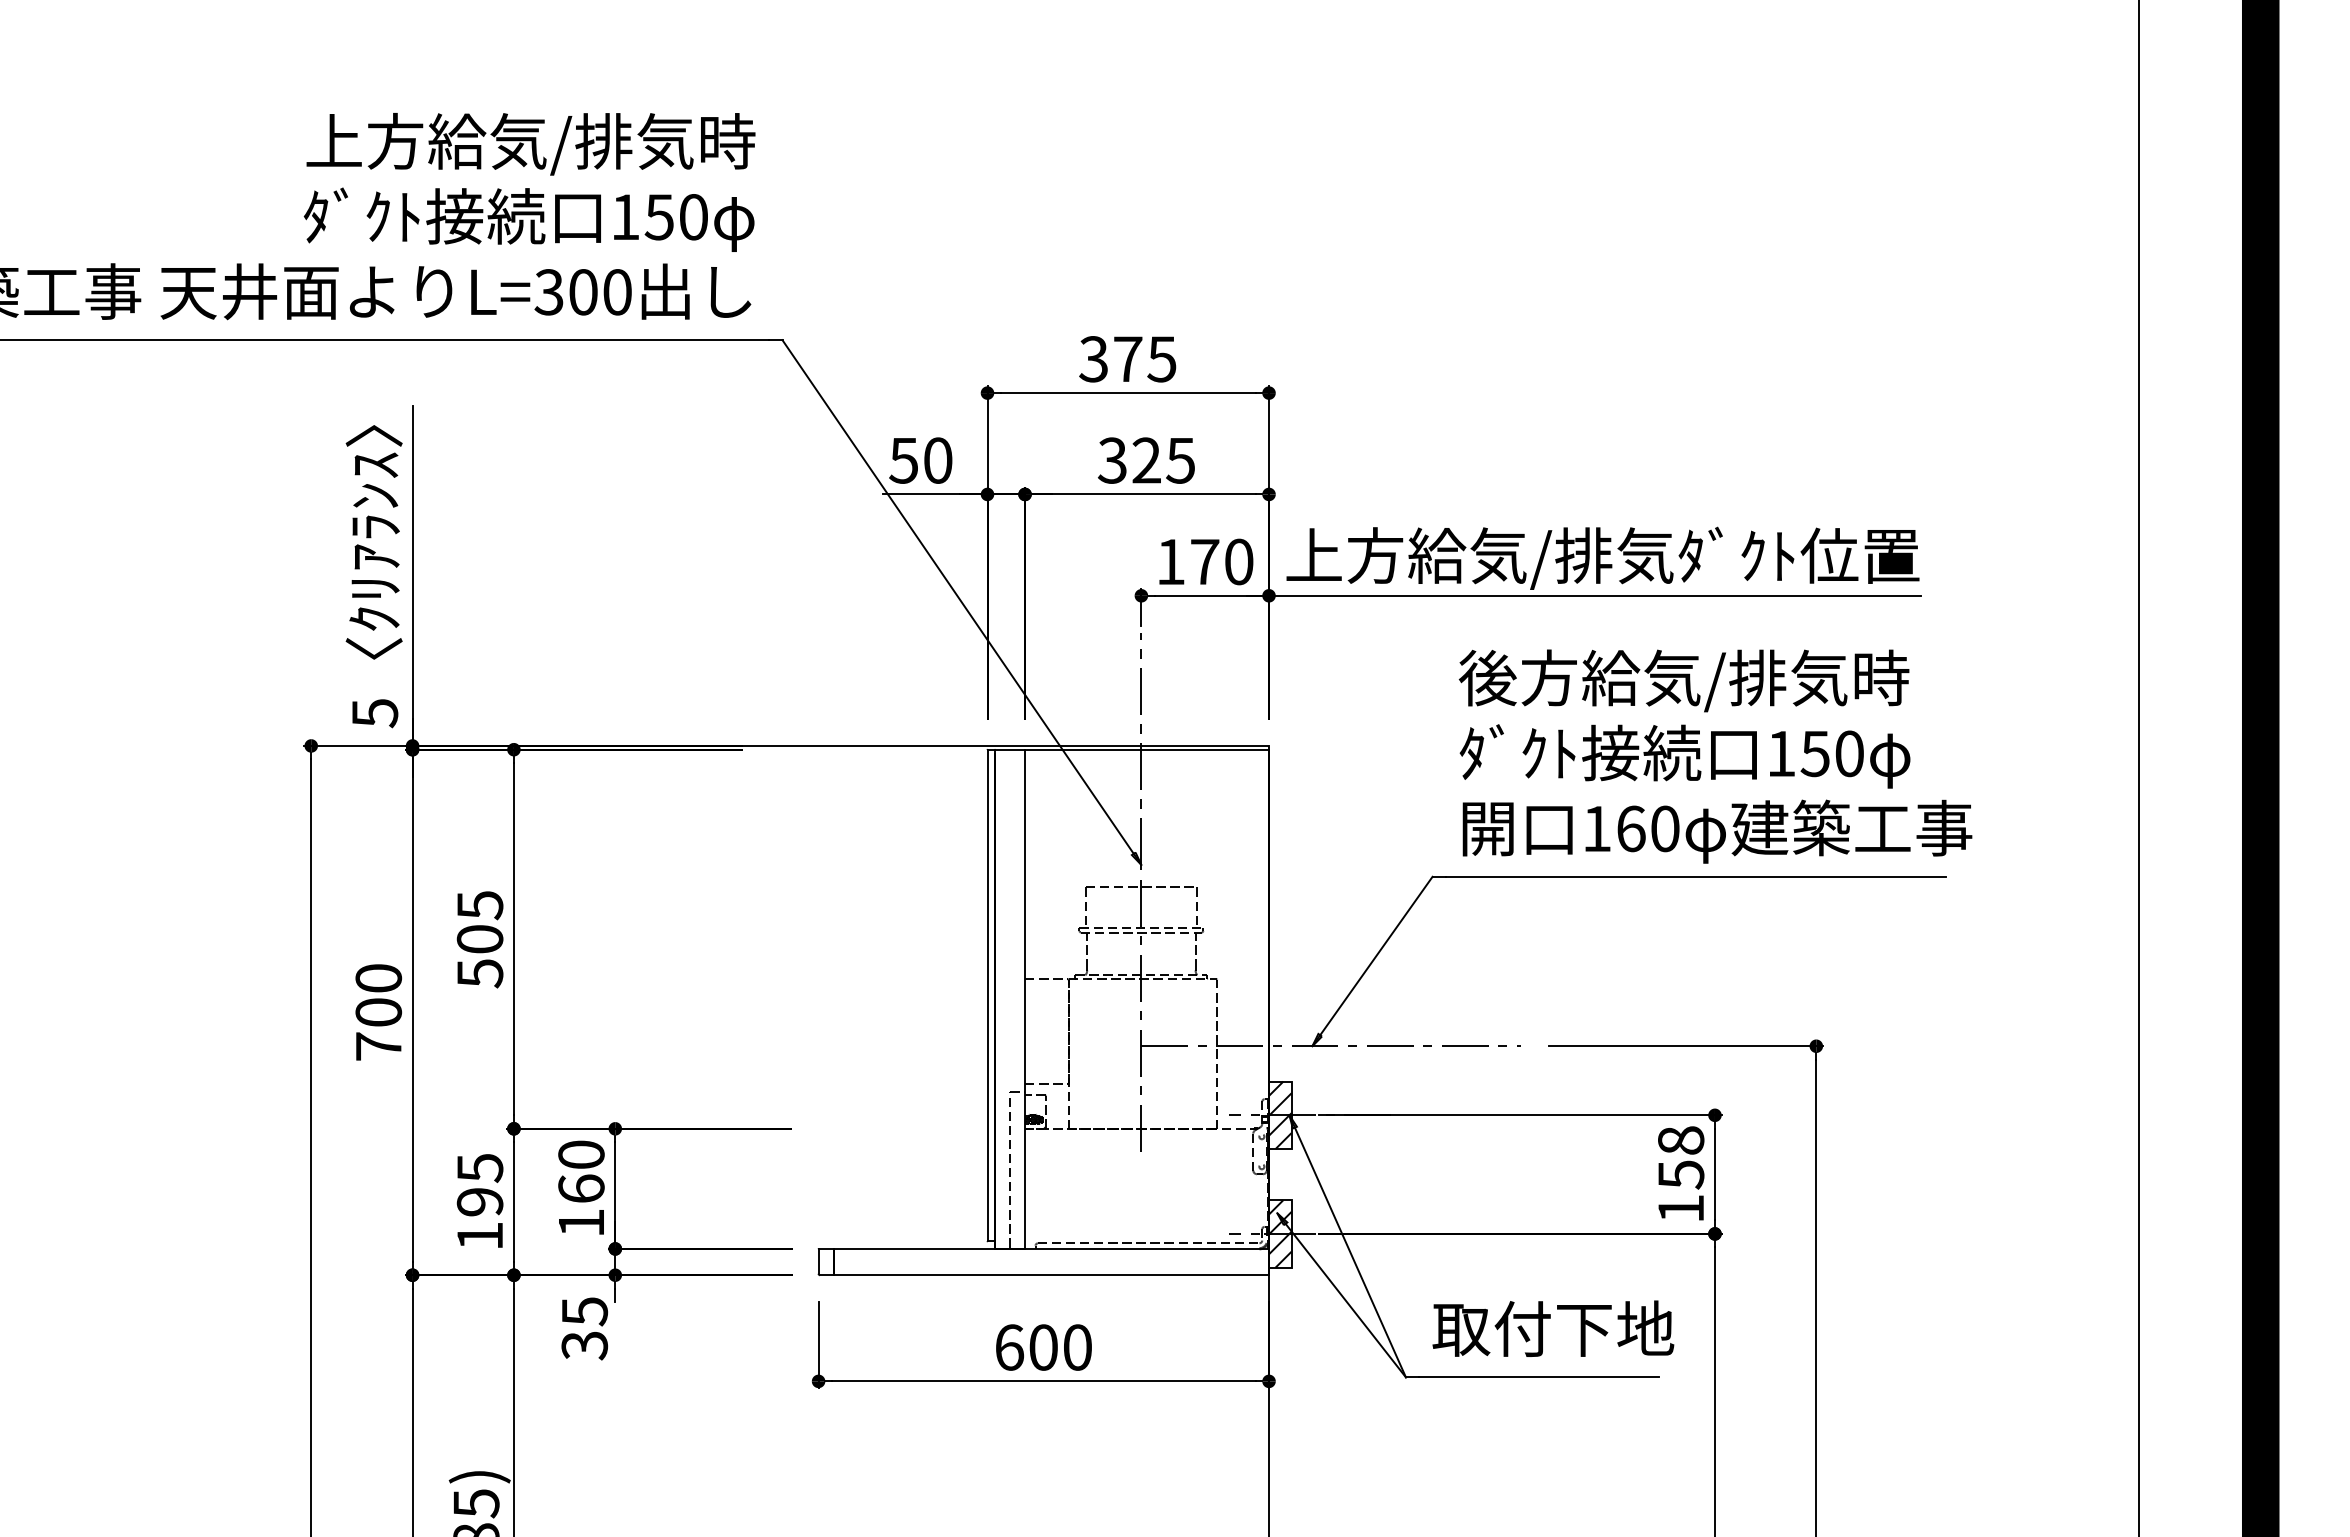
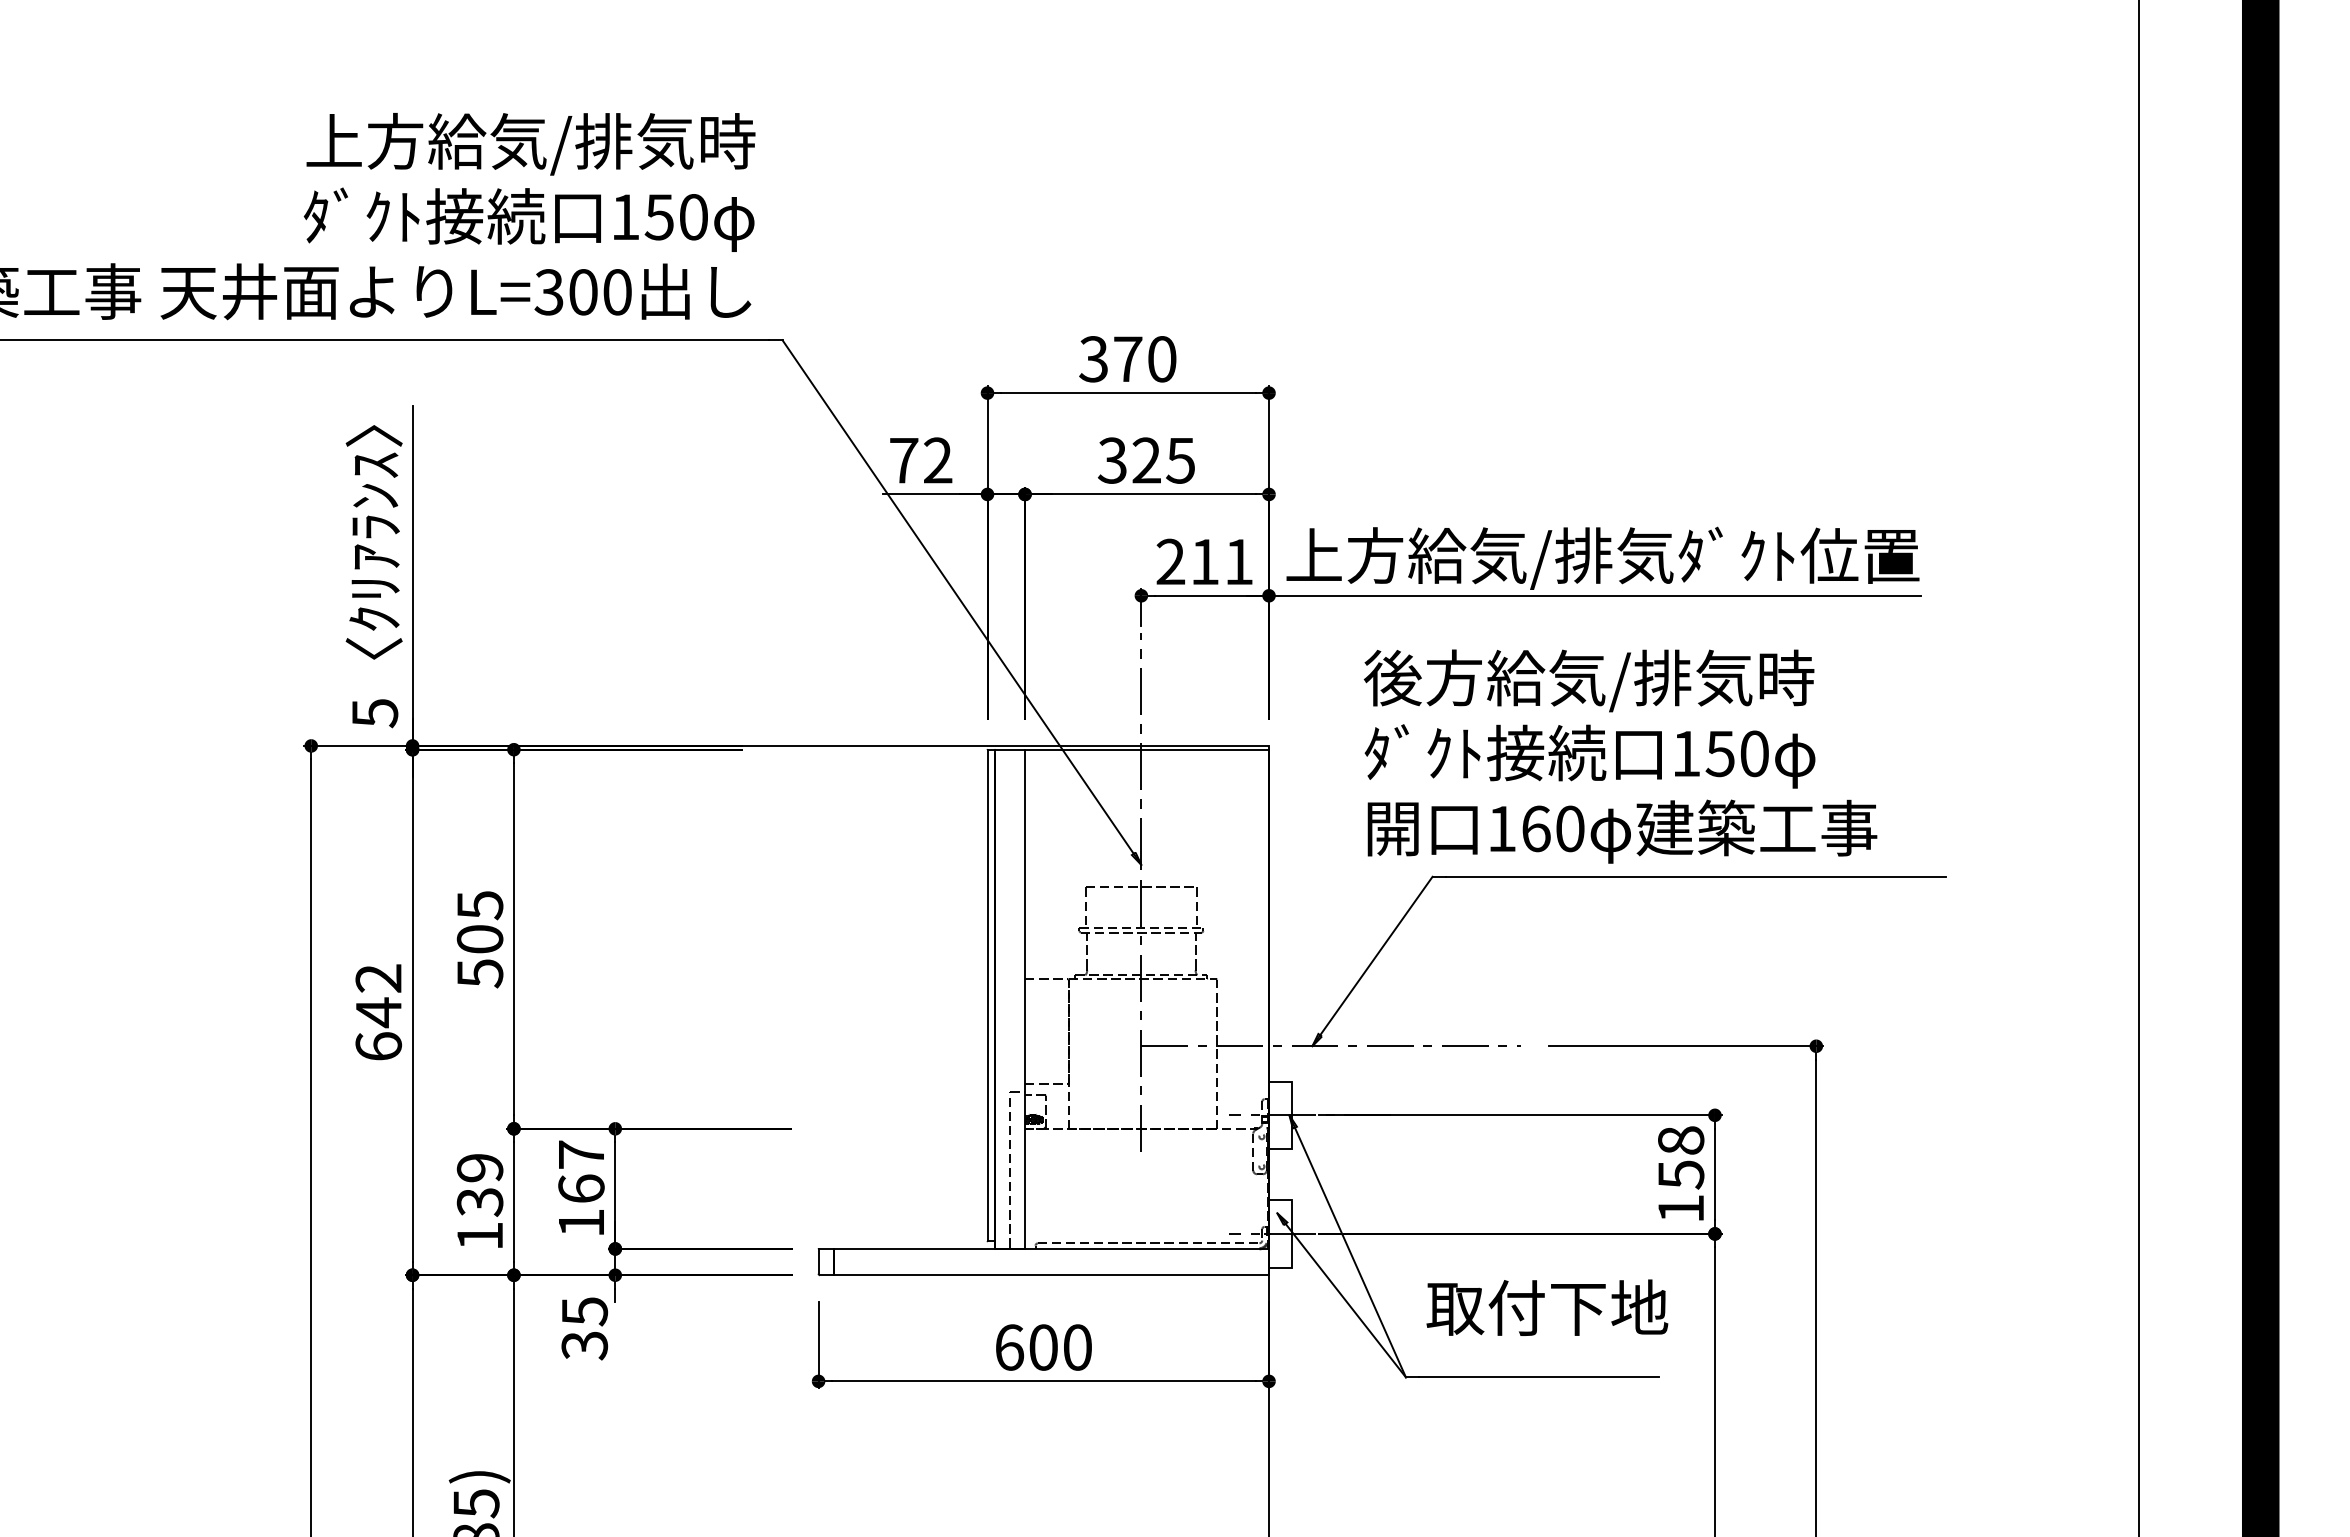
text: 375 -> 370 (1161, 359)
text: 50 -> 72 (920, 460)
text: 170 -> 211 (1204, 561)
text position: (1715, 756) -> (1620, 756) (1620, 756)
text: 700 -> 642 (378, 1012)
hatch: present -> none (1280, 1115)
text: 160 -> 167 (581, 1154)
text: 195 -> 139 (479, 1185)
hatch: present -> none (1280, 1233)
text position: (1553, 1328) -> (1547, 1307) (1547, 1307)
